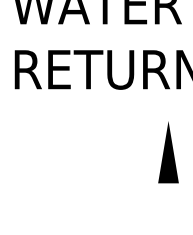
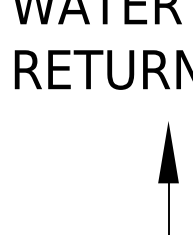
line: none -> present (168, 207)
